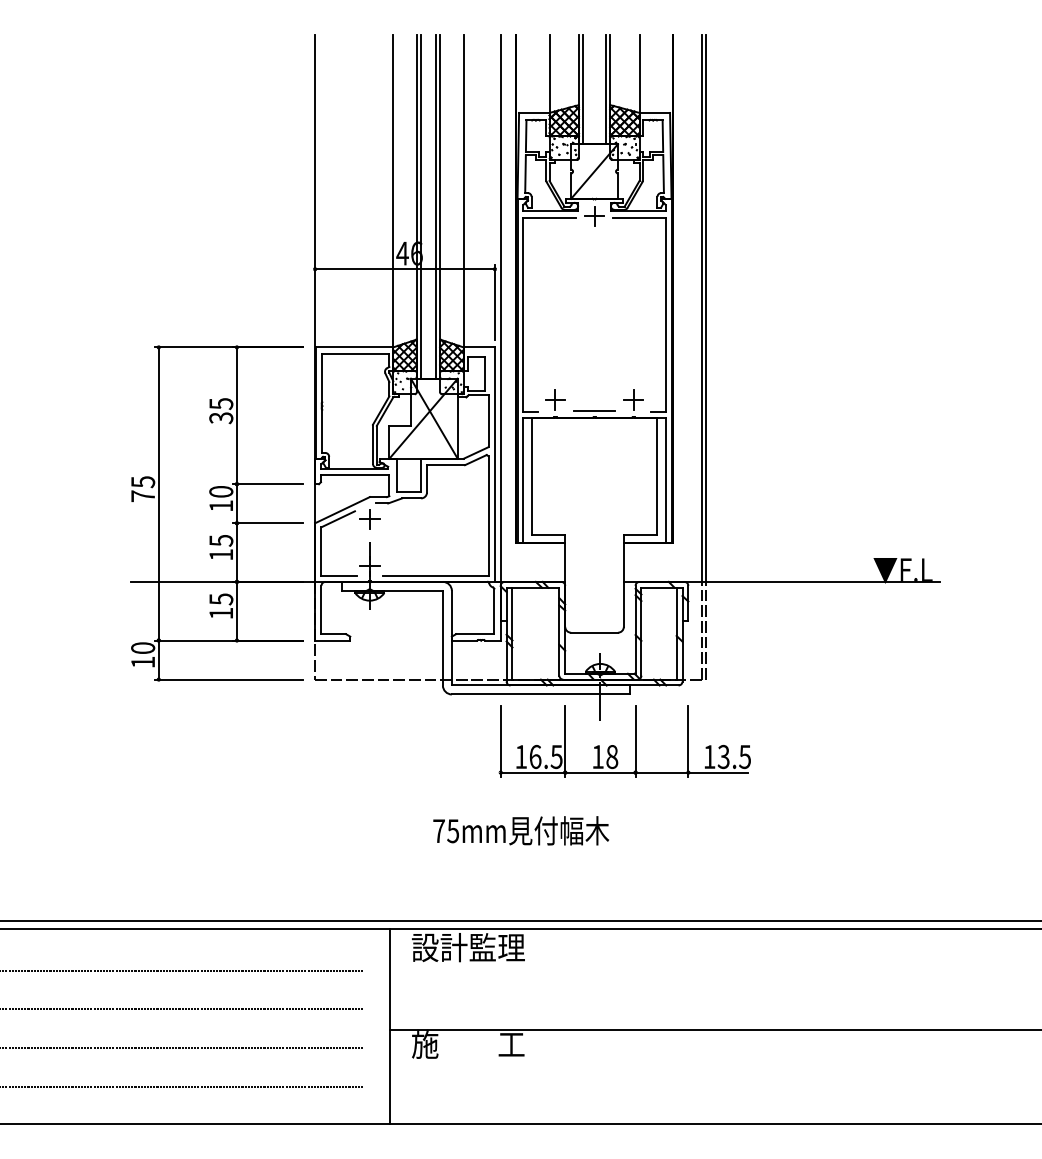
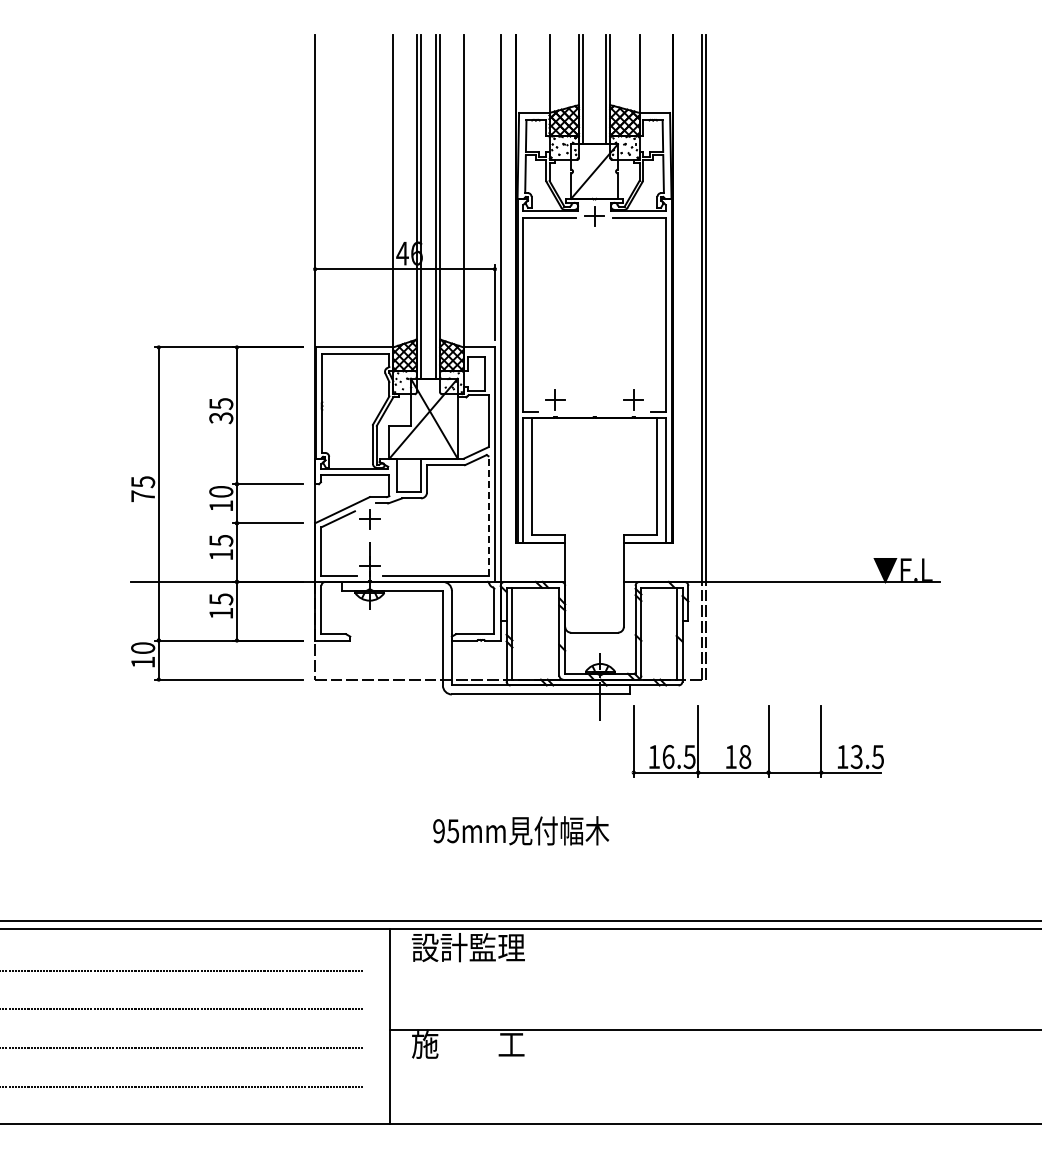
line: present -> none (594, 410)
line: solid -> dashed (488, 515)
part position: (615, 745) -> (748, 745) (748, 745)
text: 75mm -> 95mm (438, 831)
